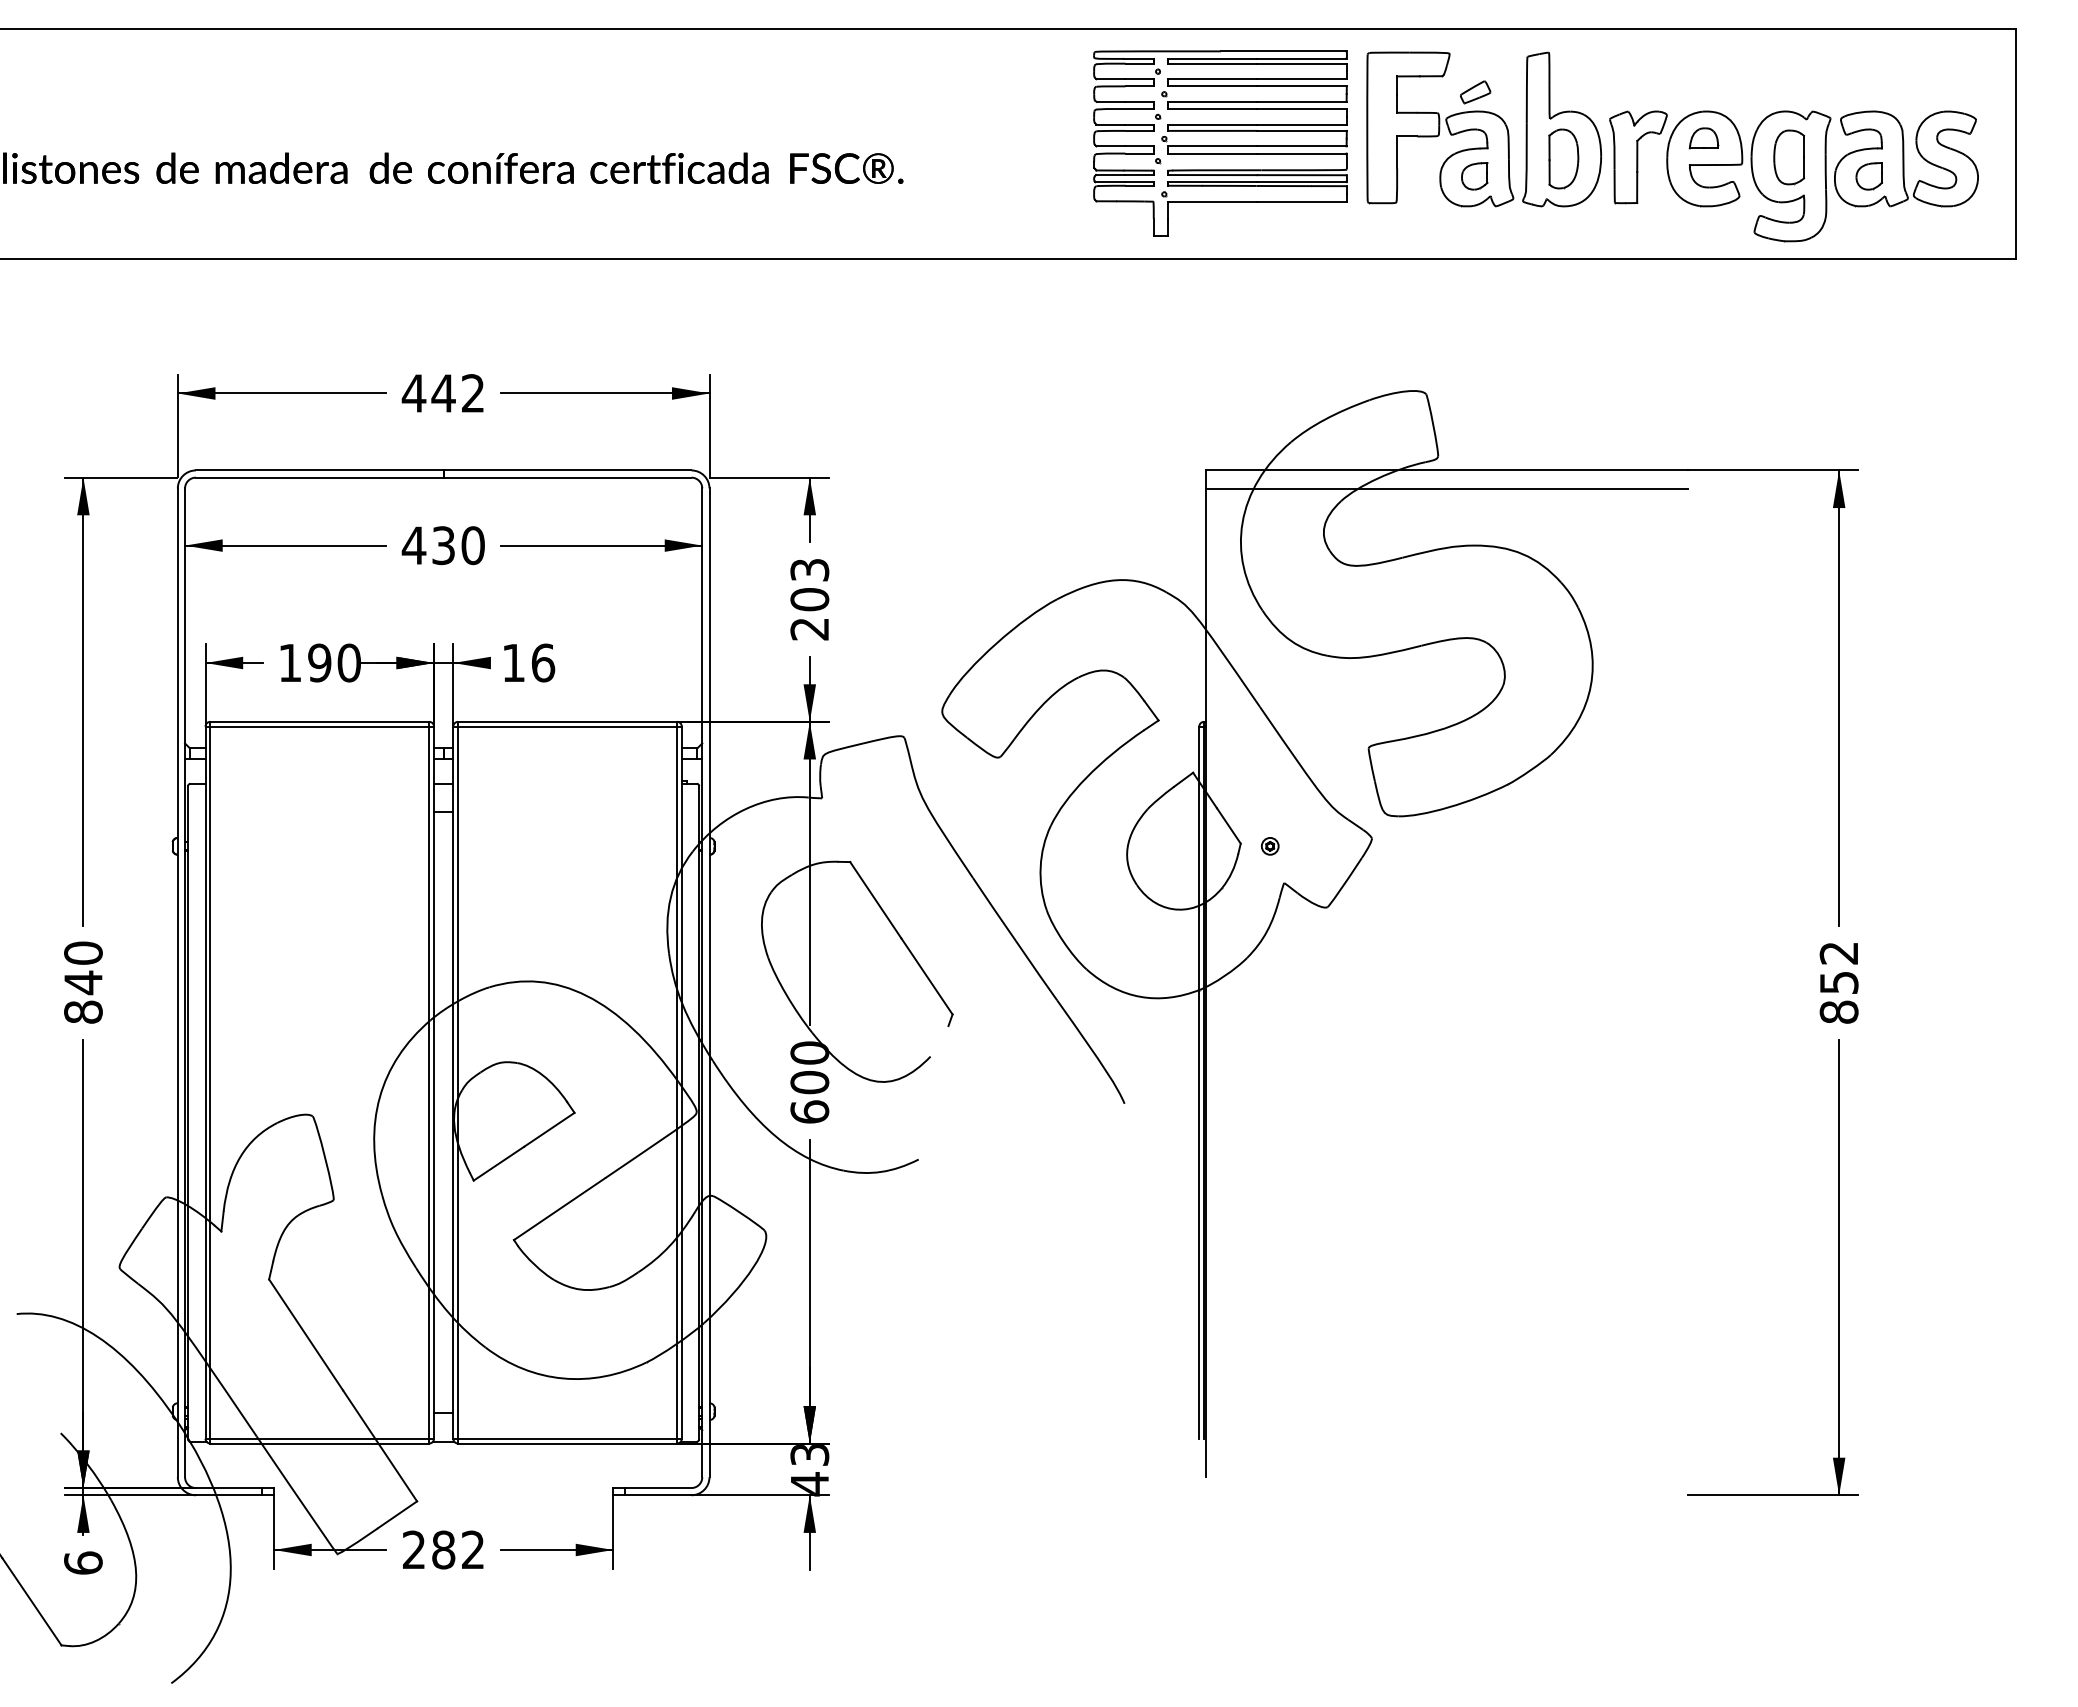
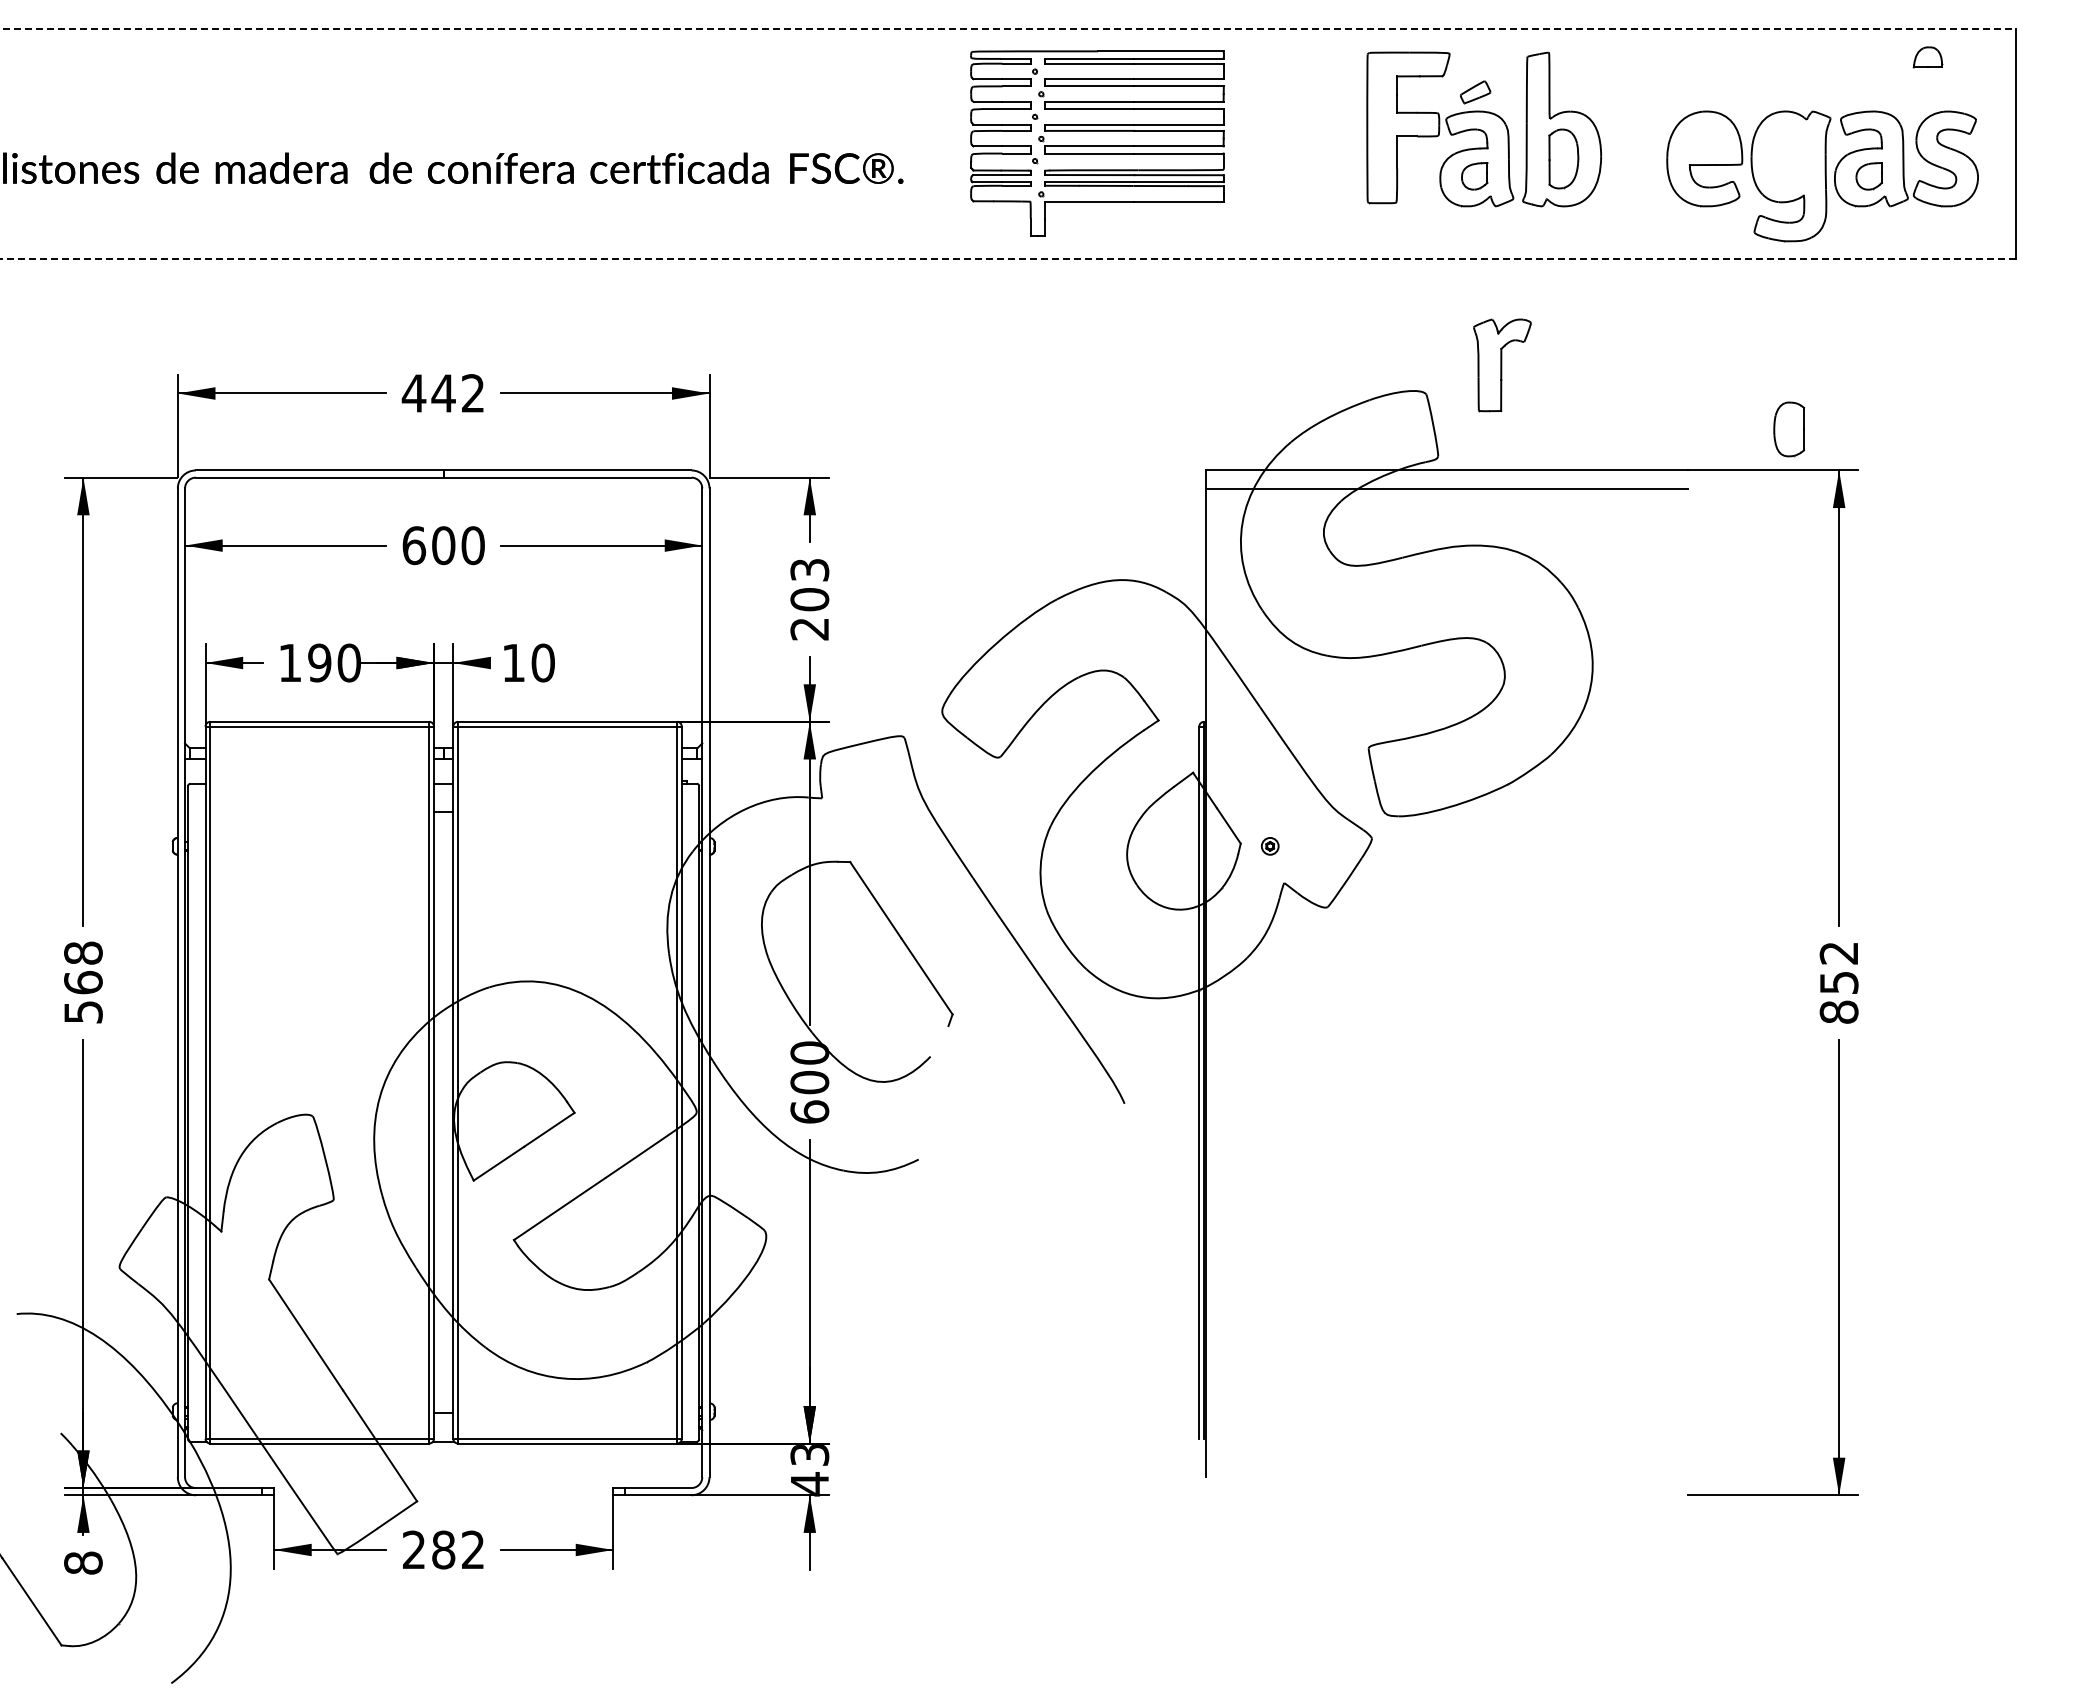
line: solid -> dashed (1007, 28)
part position: (1703, 138) -> (1927, 57) (1927, 57)
part position: (1220, 143) -> (1097, 143) (1097, 143)
part position: (1638, 157) -> (1502, 365) (1502, 365)
part position: (1788, 157) -> (1788, 429) (1788, 429)
line: solid -> dashed (1007, 258)
text: 430 -> 600 (428, 545)
text: 16 -> 10 (543, 662)
text: 840 -> 568 (83, 982)
text: 6 -> 8 (83, 1562)
